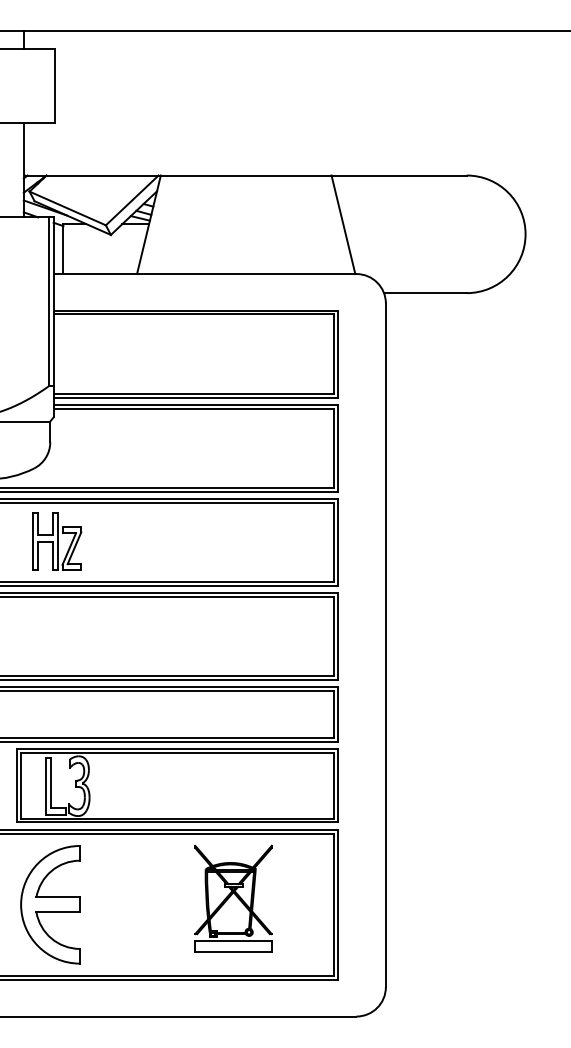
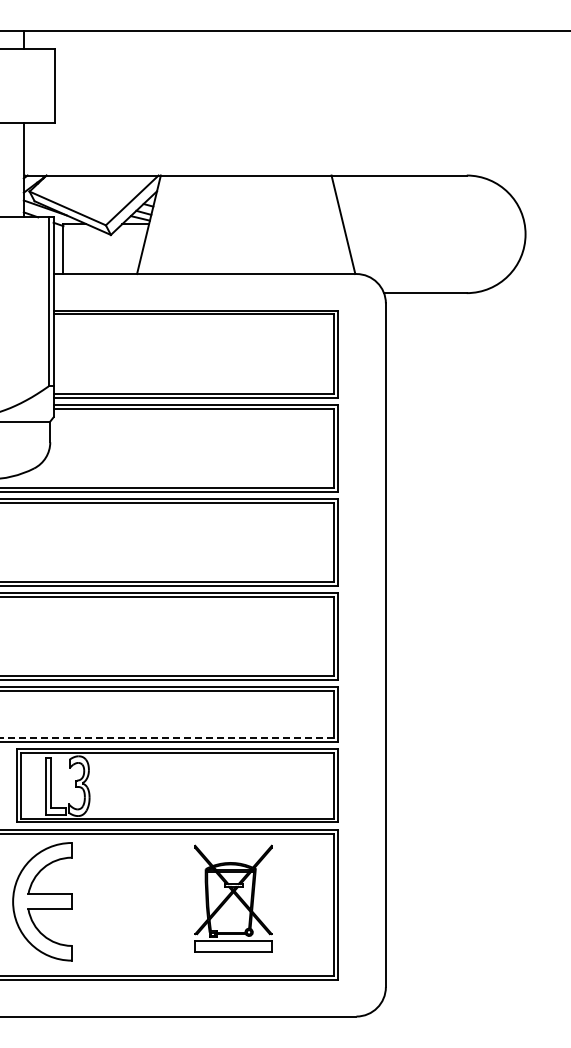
part: present -> none (57, 541)
line: solid -> dashed (166, 737)
part position: (50, 904) -> (42, 901) (42, 901)
